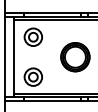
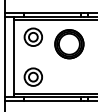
part position: (75, 57) -> (69, 44) (69, 44)
